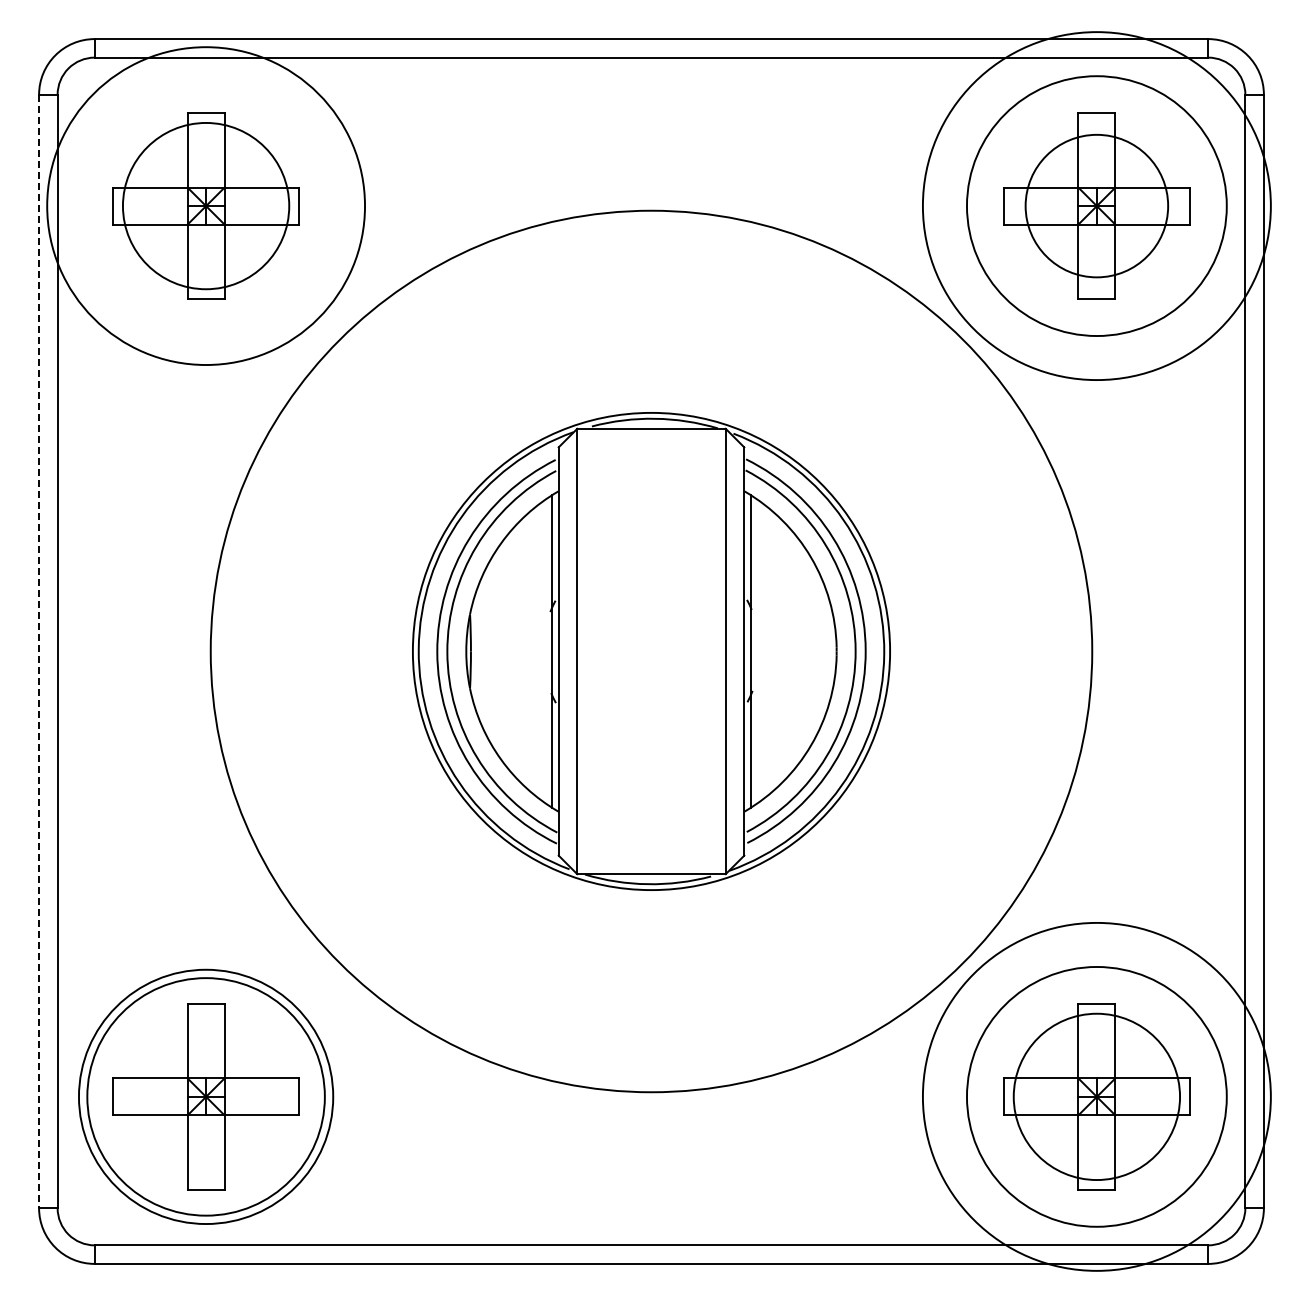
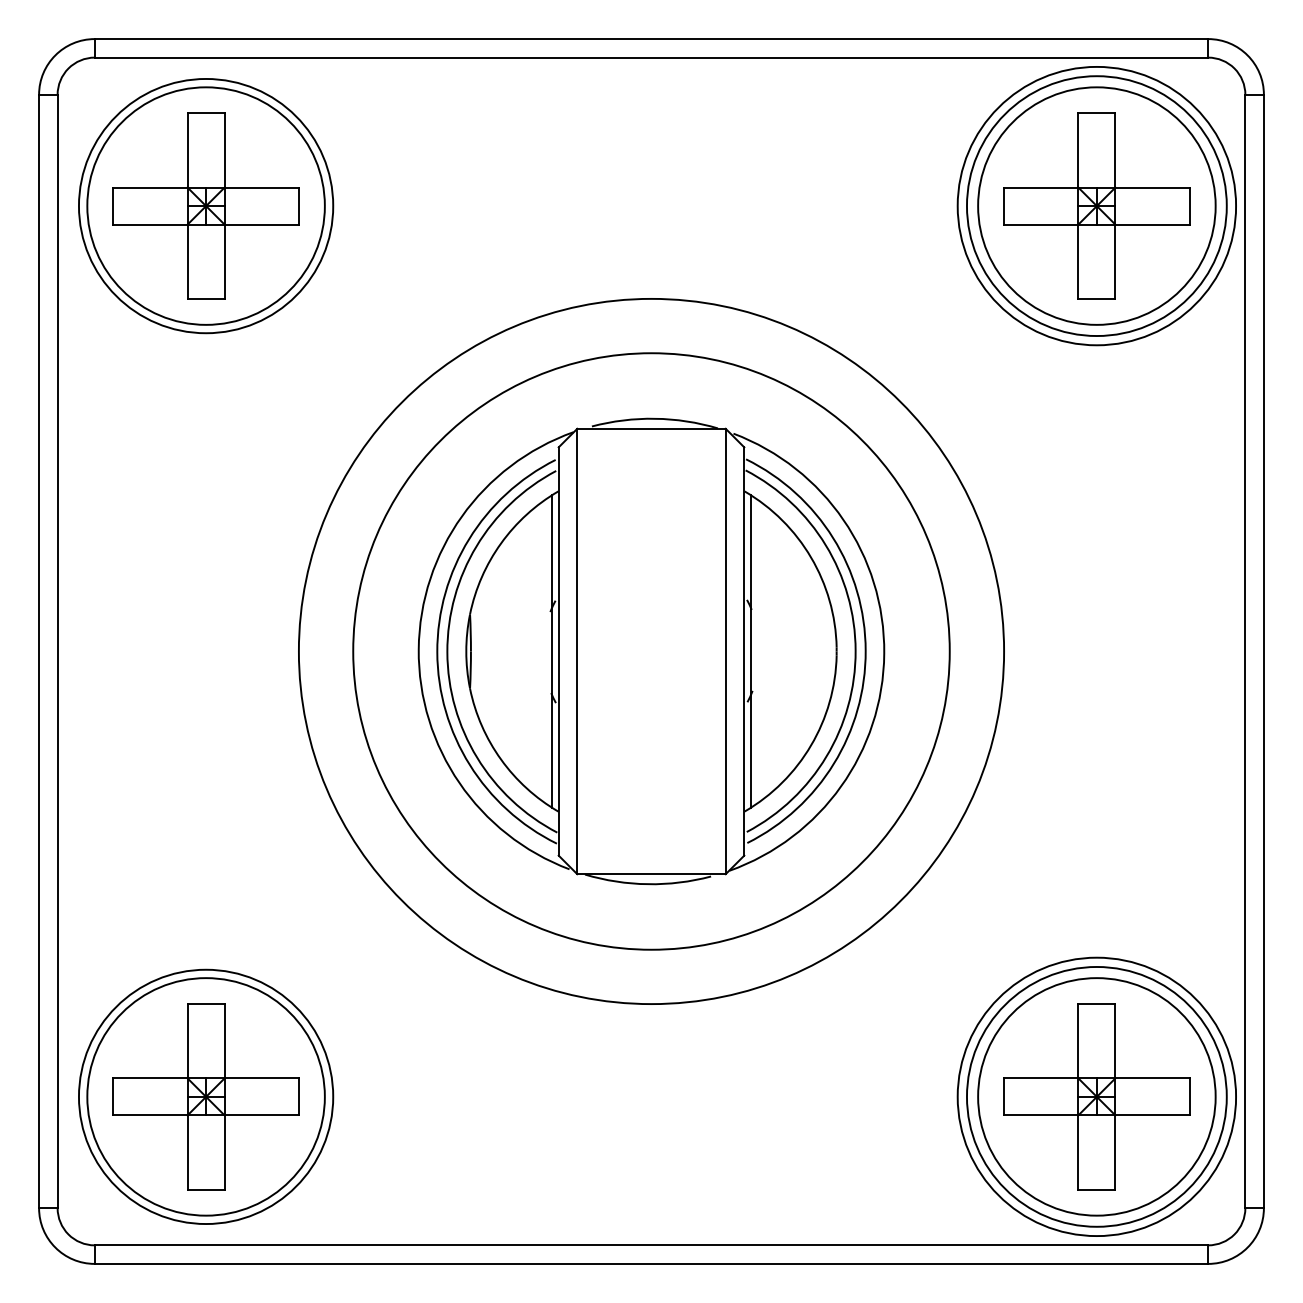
circle diameter: 166 px -> 238 px (205, 205)
circle diameter: 143 px -> 238 px (1096, 205)
circle diameter: 318 px -> 254 px (205, 205)
circle diameter: 348 px -> 278 px (1096, 205)
line: dashed -> solid (39, 651)
circle diameter: 477 px -> 597 px (651, 651)
circle diameter: 882 px -> 705 px (651, 651)
circle diameter: 166 px -> 238 px (1096, 1096)
circle diameter: 348 px -> 278 px (1096, 1096)
